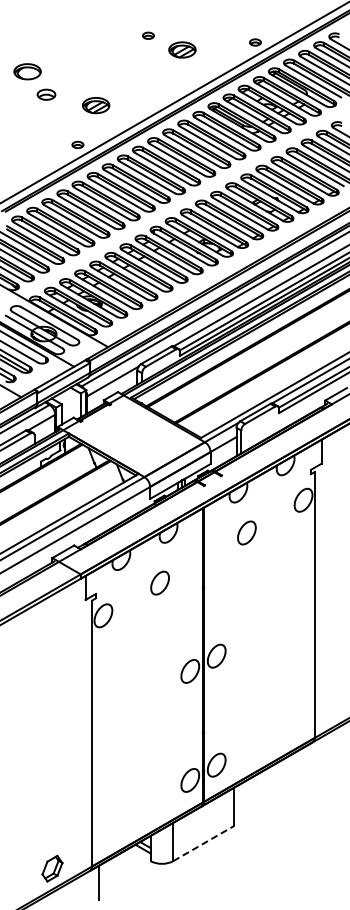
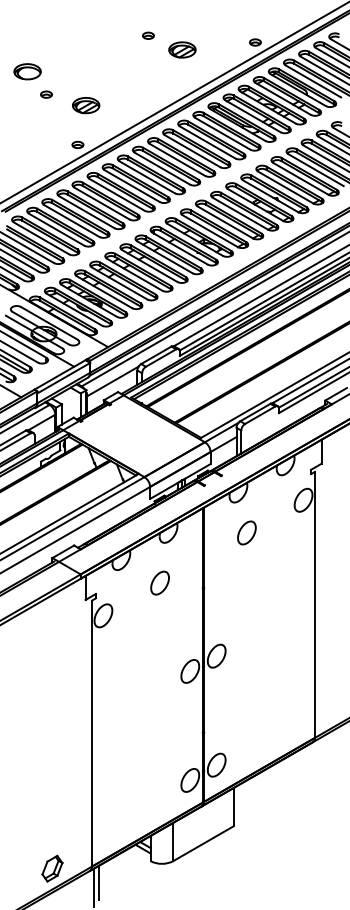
part size: 21x13 px -> 13x9 px (46, 94)
part position: (96, 105) -> (86, 105) (86, 105)
line: dashed -> solid (203, 843)
line: none -> present (93, 887)
